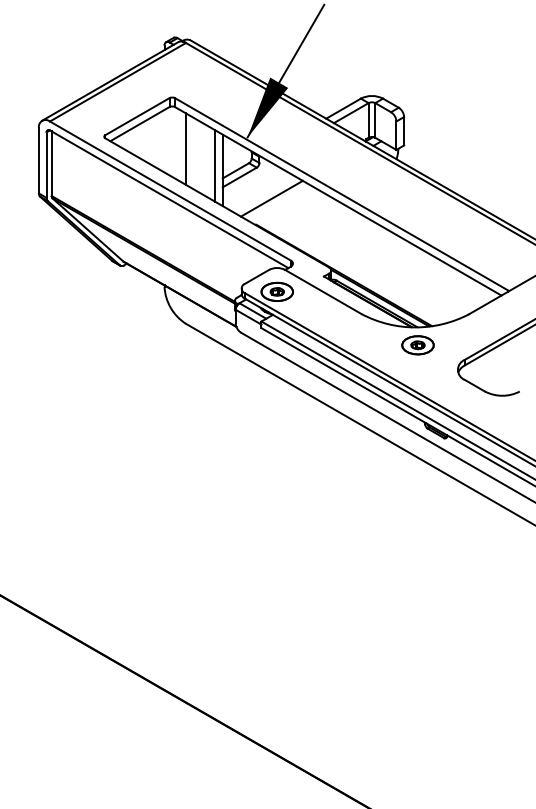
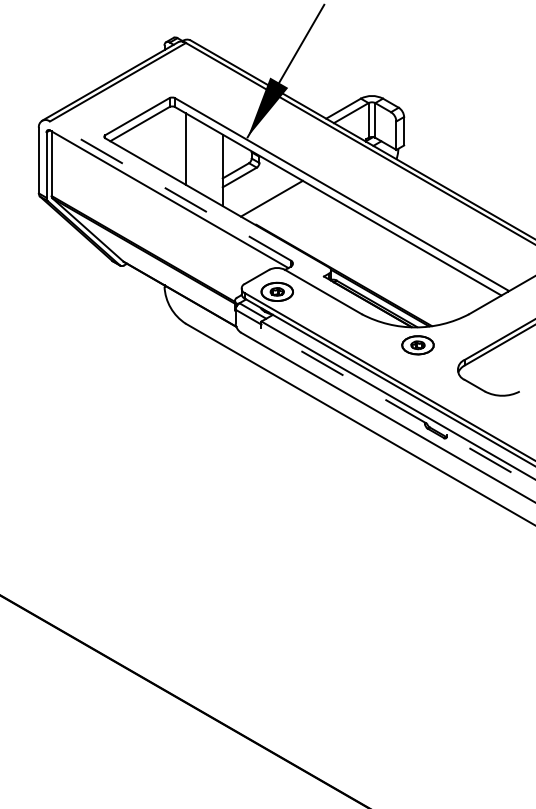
line: present -> none (215, 165)
line: solid -> dashed (169, 190)
line: solid -> dashed (398, 407)
